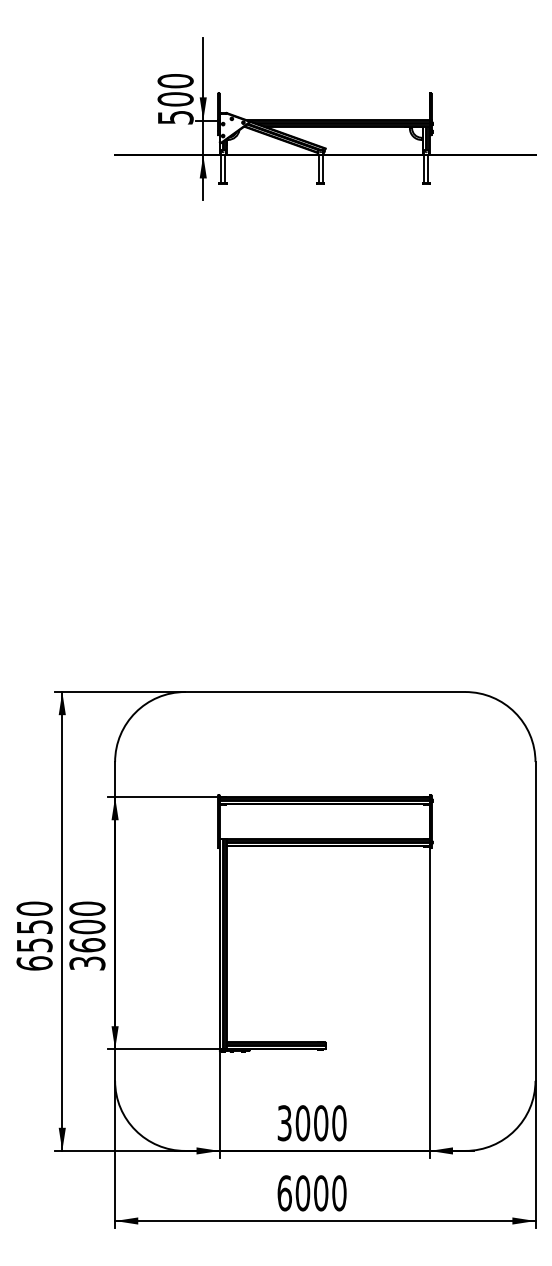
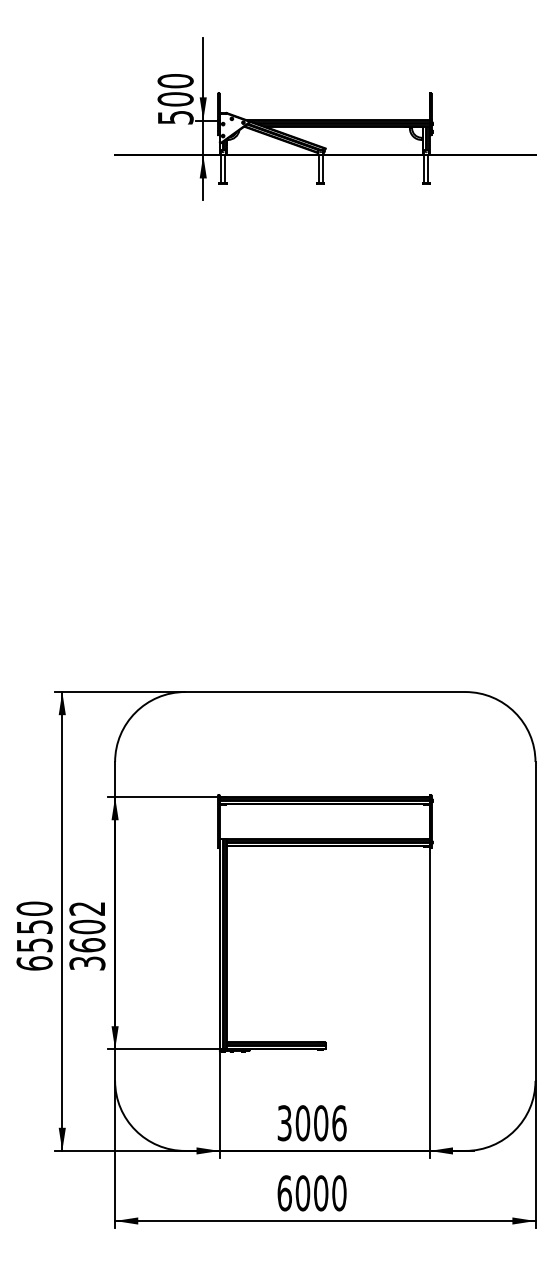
text: 3600 -> 3602 (87, 908)
text: 3000 -> 3006 (339, 1123)
